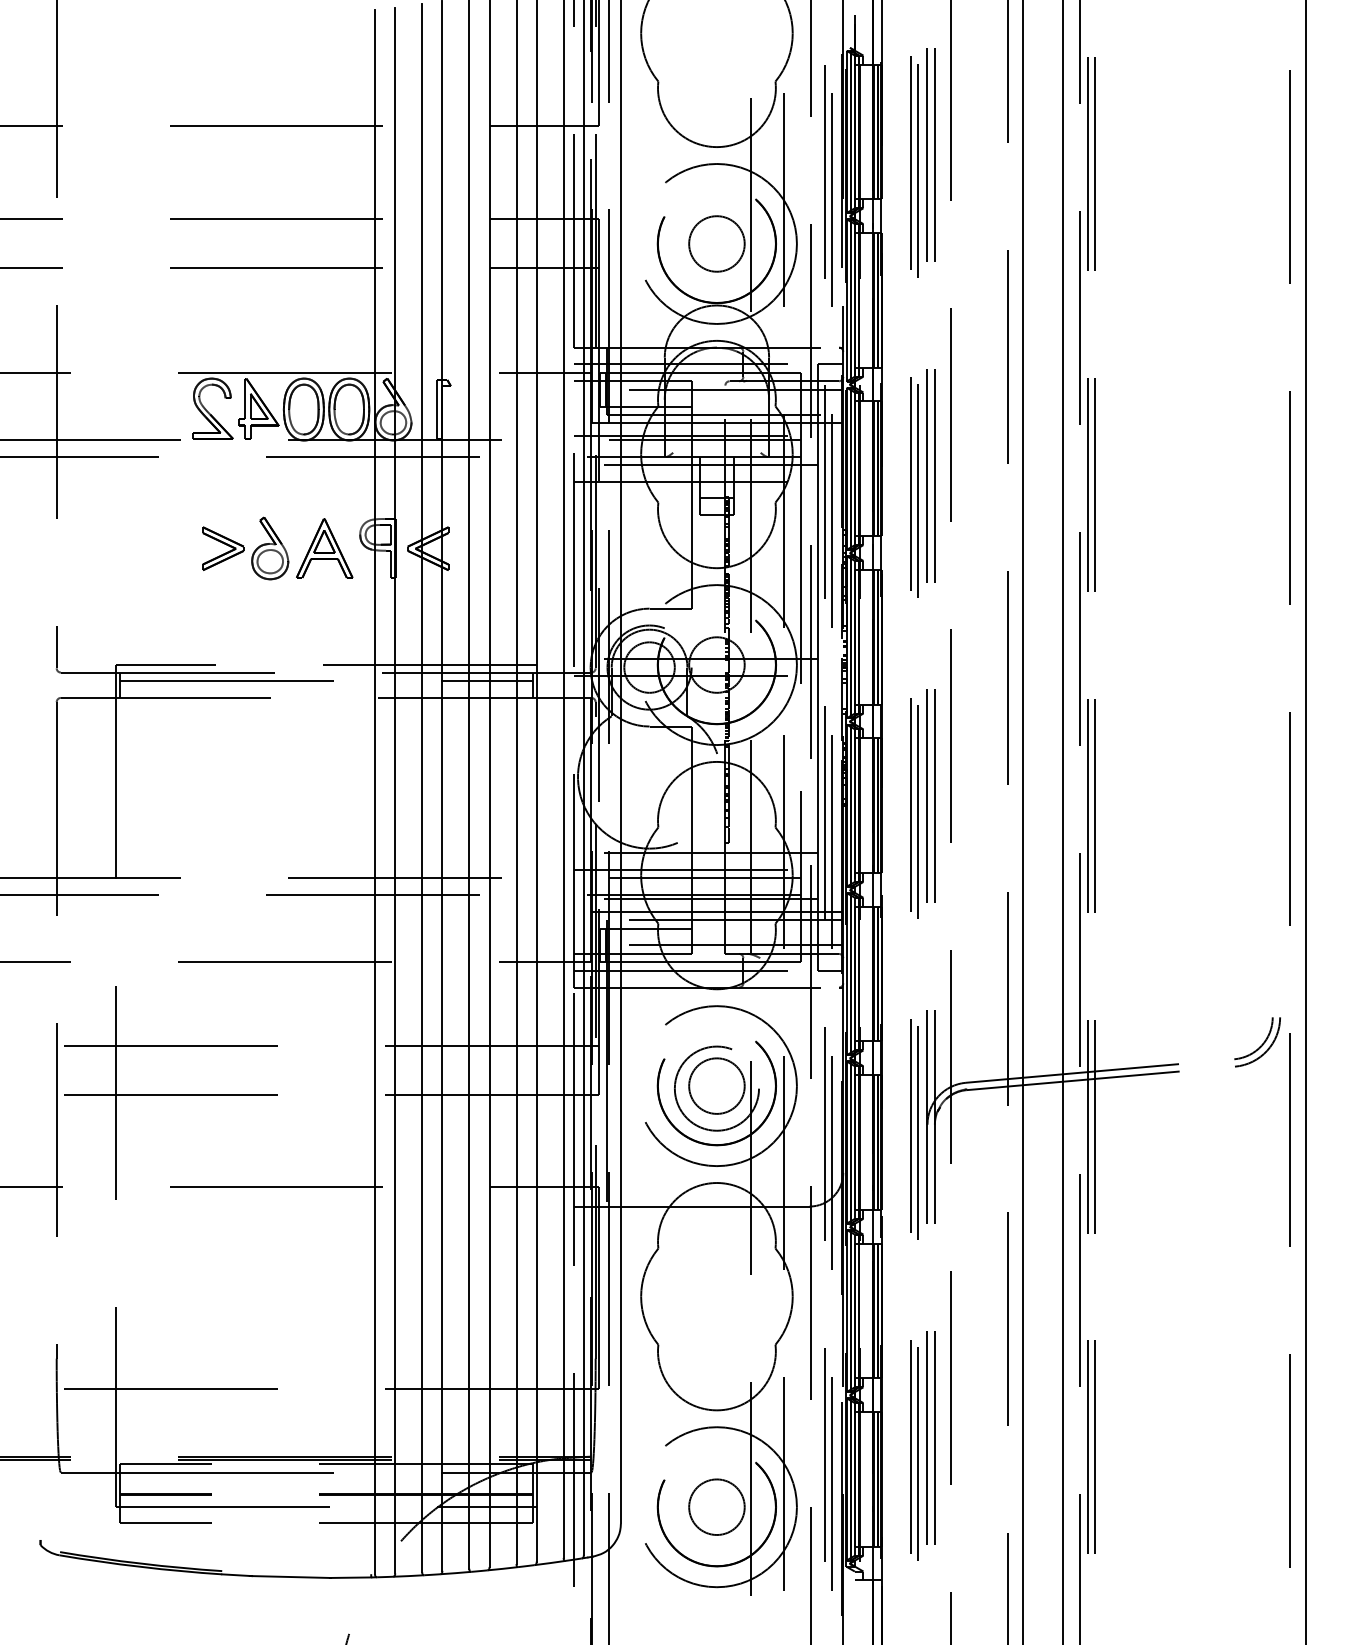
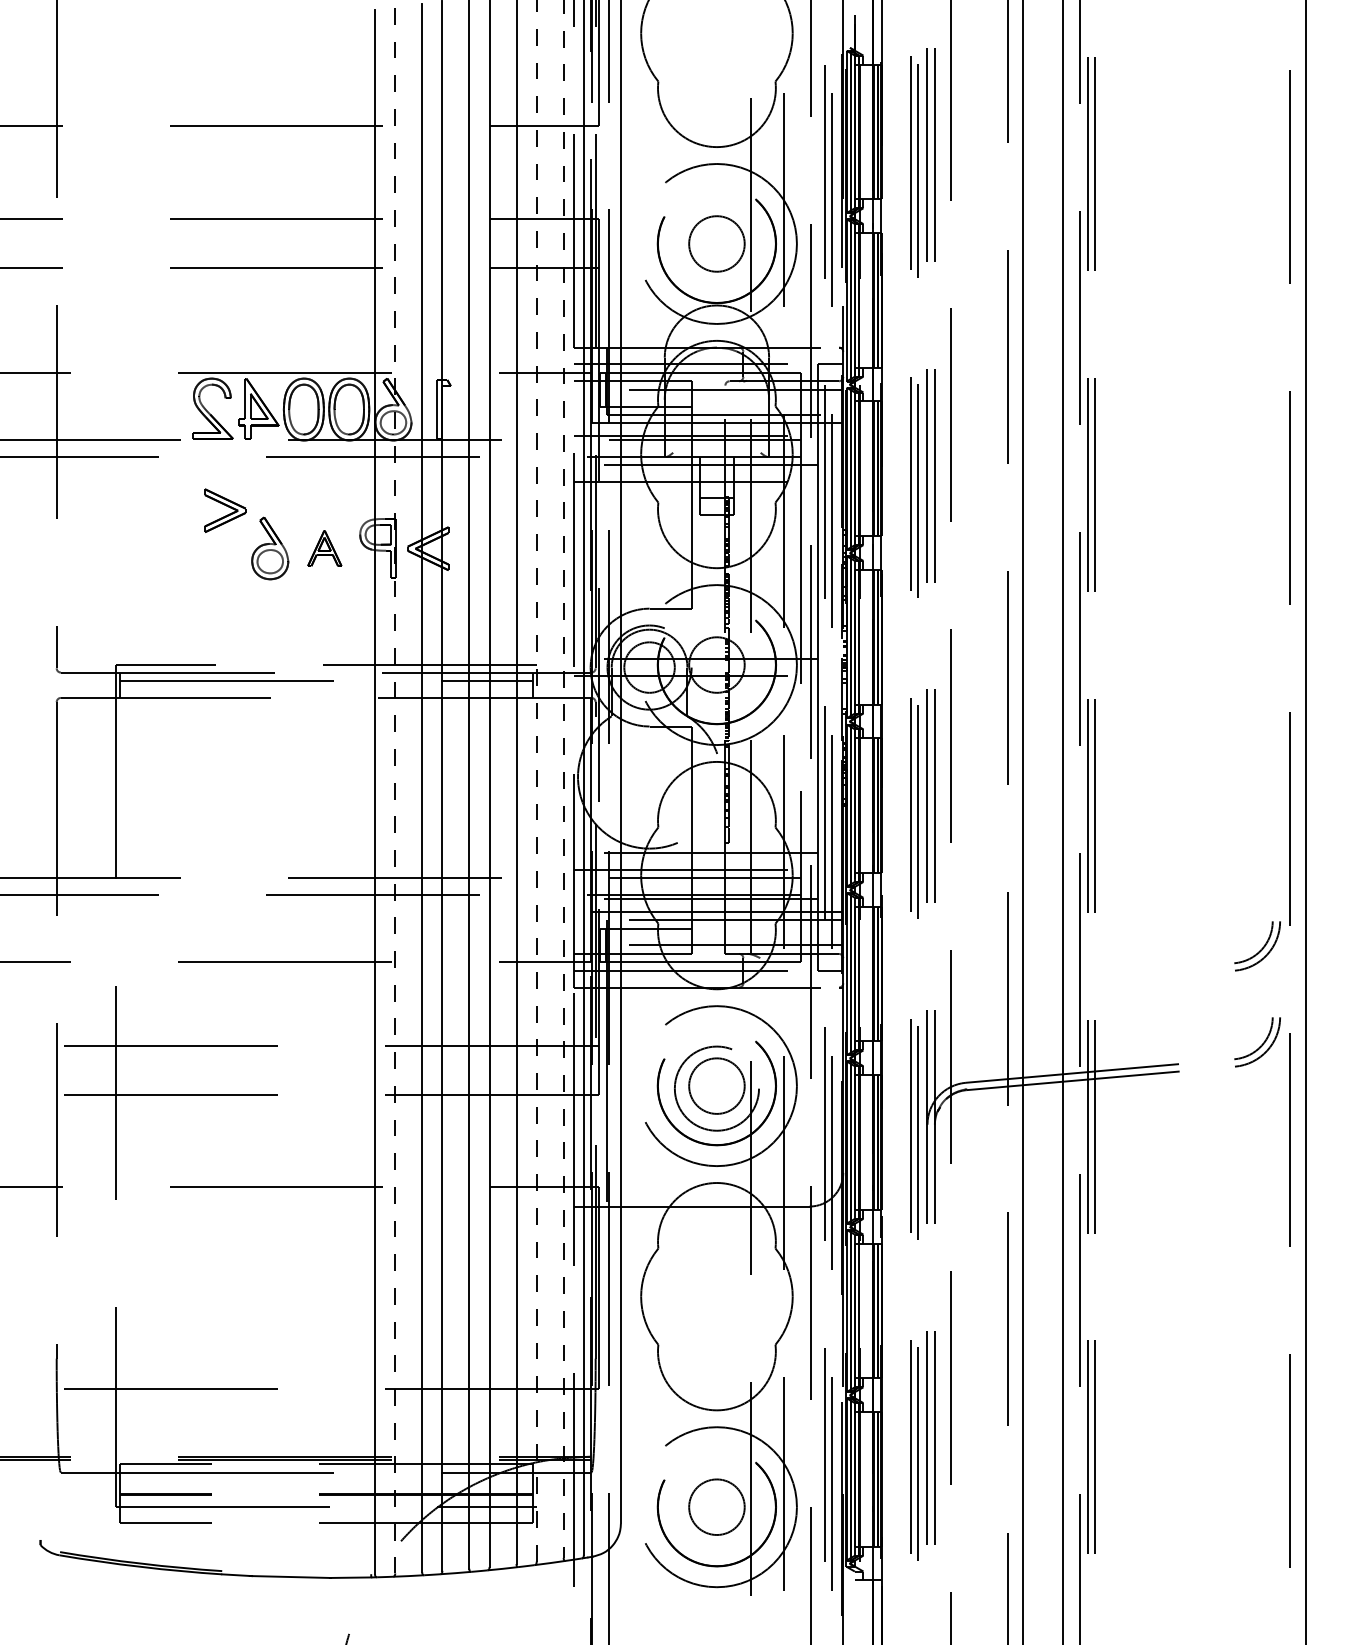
part position: (223, 548) -> (225, 510) (225, 510)
part size: 58x61 px -> 36x37 px (324, 548)
line: solid -> dashed (563, 779)
line: solid -> dashed (536, 780)
line: solid -> dashed (395, 790)
part: none -> present (1257, 946)
